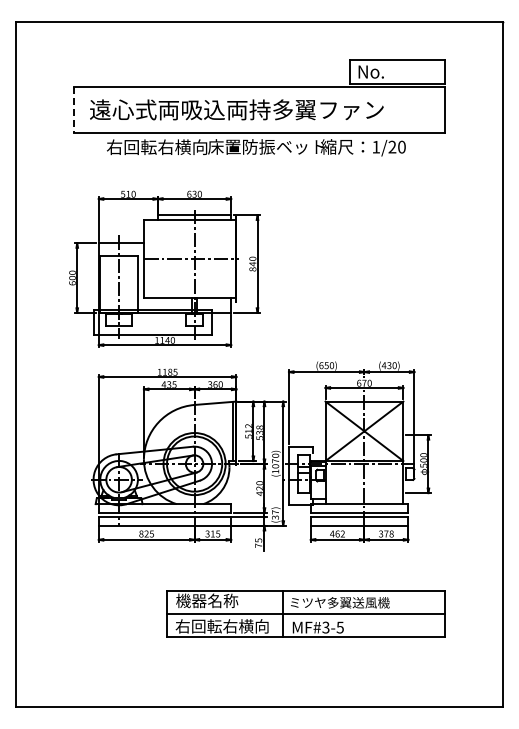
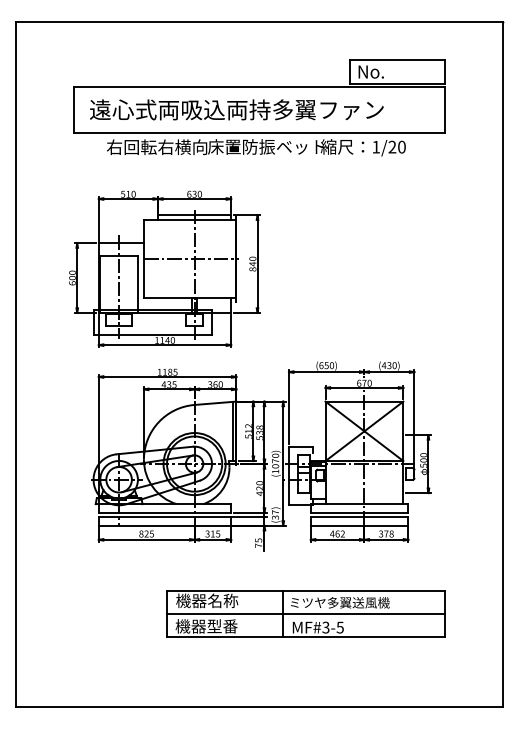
line: dashed -> solid (73, 110)
text: 右回転右横向 -> 機器型番 (221, 626)
